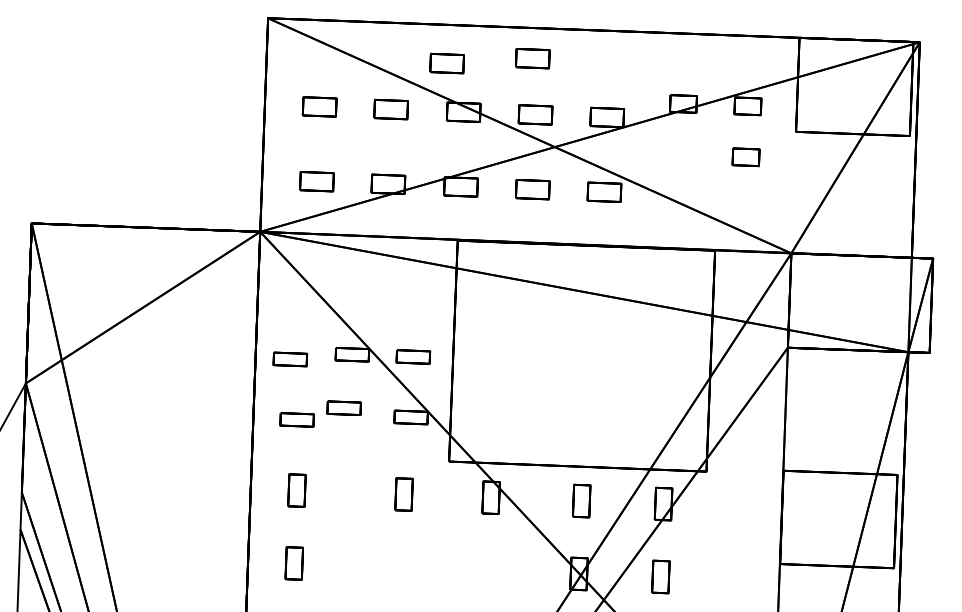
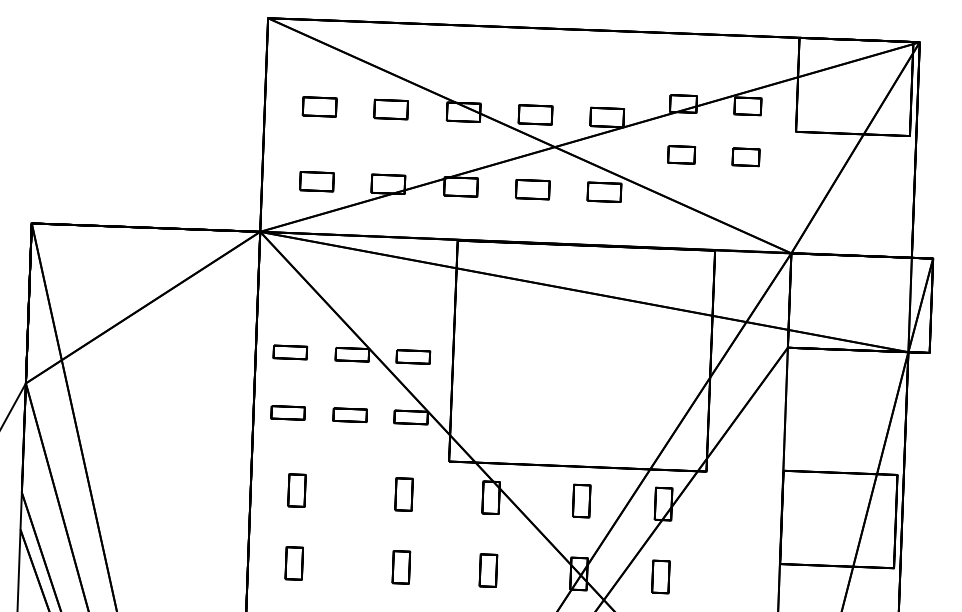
part: present -> none (532, 58)
part: present -> none (446, 63)
part: none -> present (681, 154)
part position: (290, 359) -> (290, 352) (290, 352)
part position: (343, 407) -> (349, 414) (349, 414)
part position: (296, 419) -> (287, 412) (287, 412)
part: none -> present (401, 567)
part: none -> present (488, 570)
